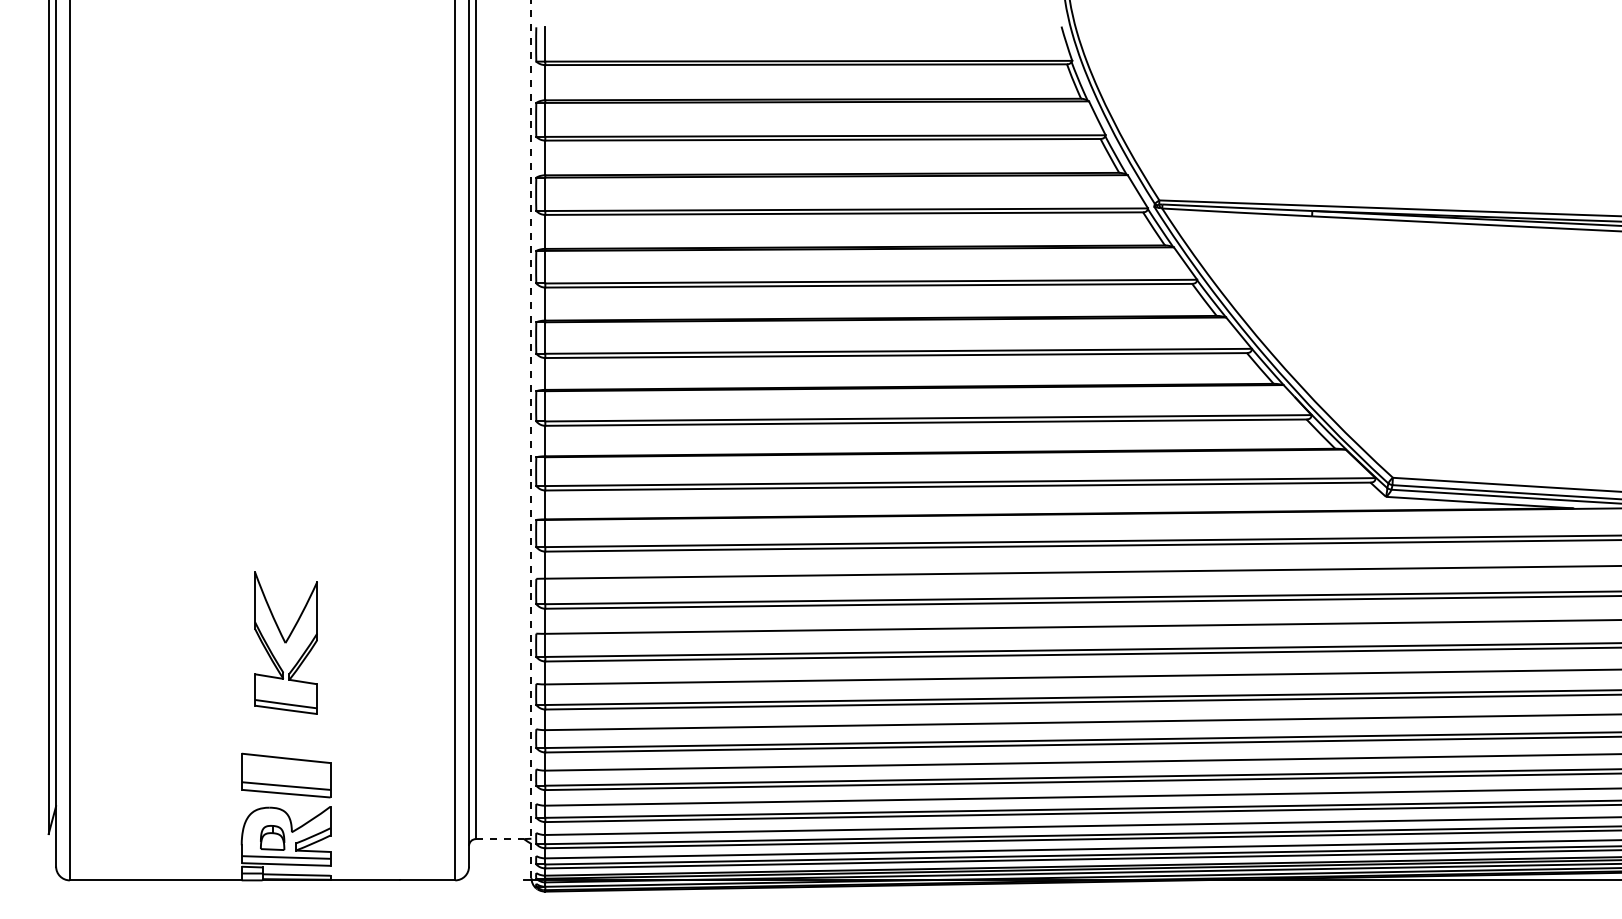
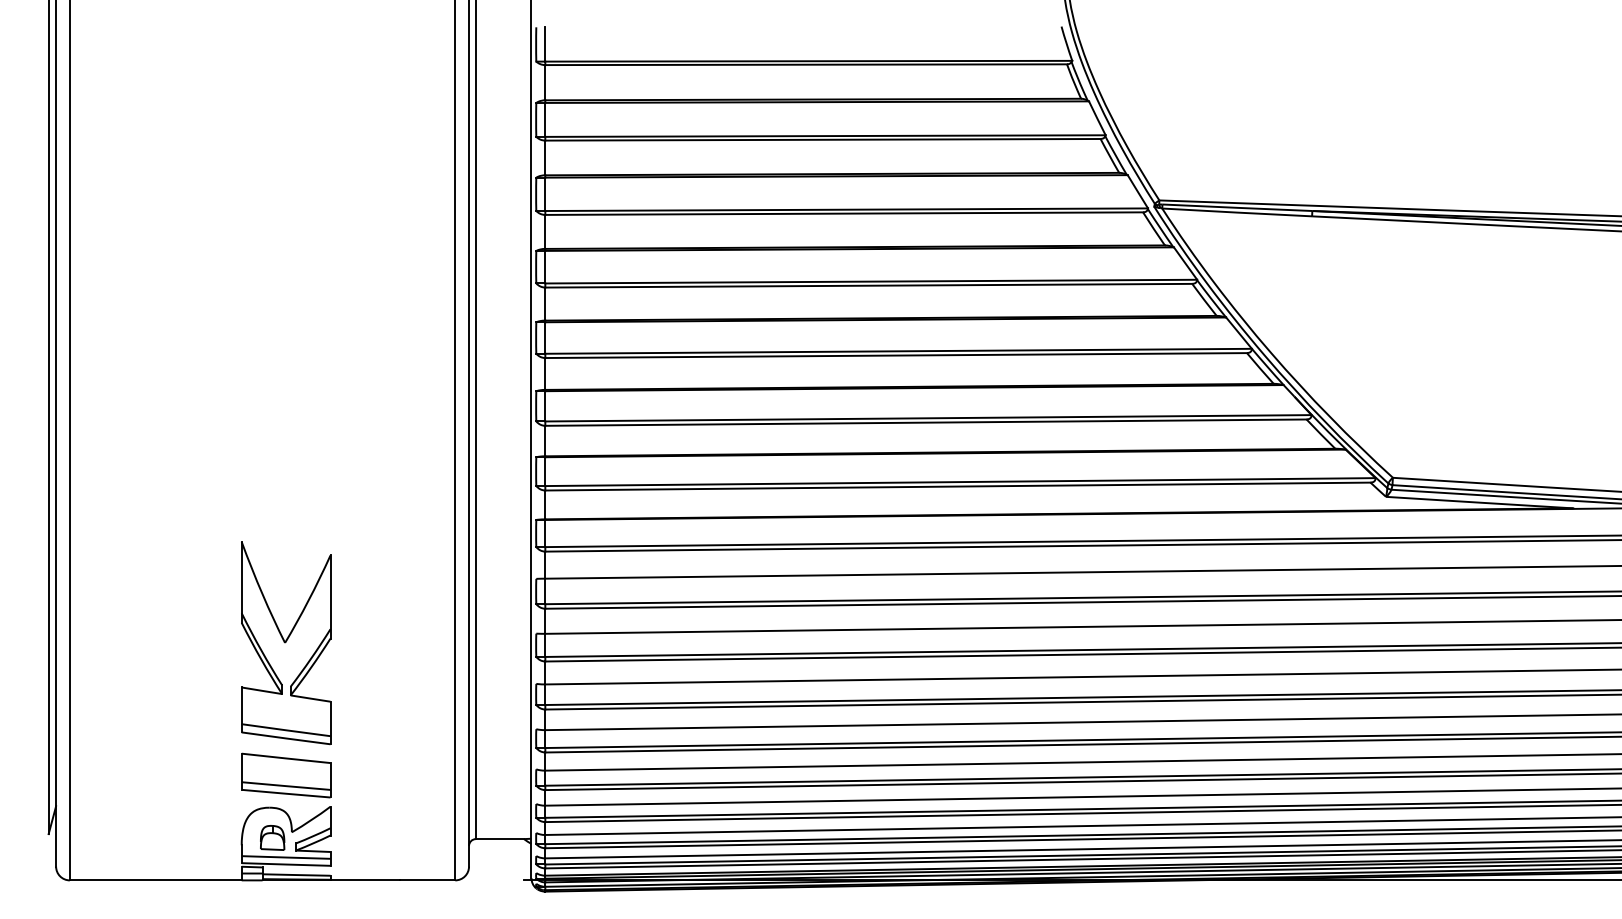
line: dashed -> solid (531, 439)
part size: 64x144 px -> 91x205 px (286, 643)
line: dashed -> solid (500, 839)
